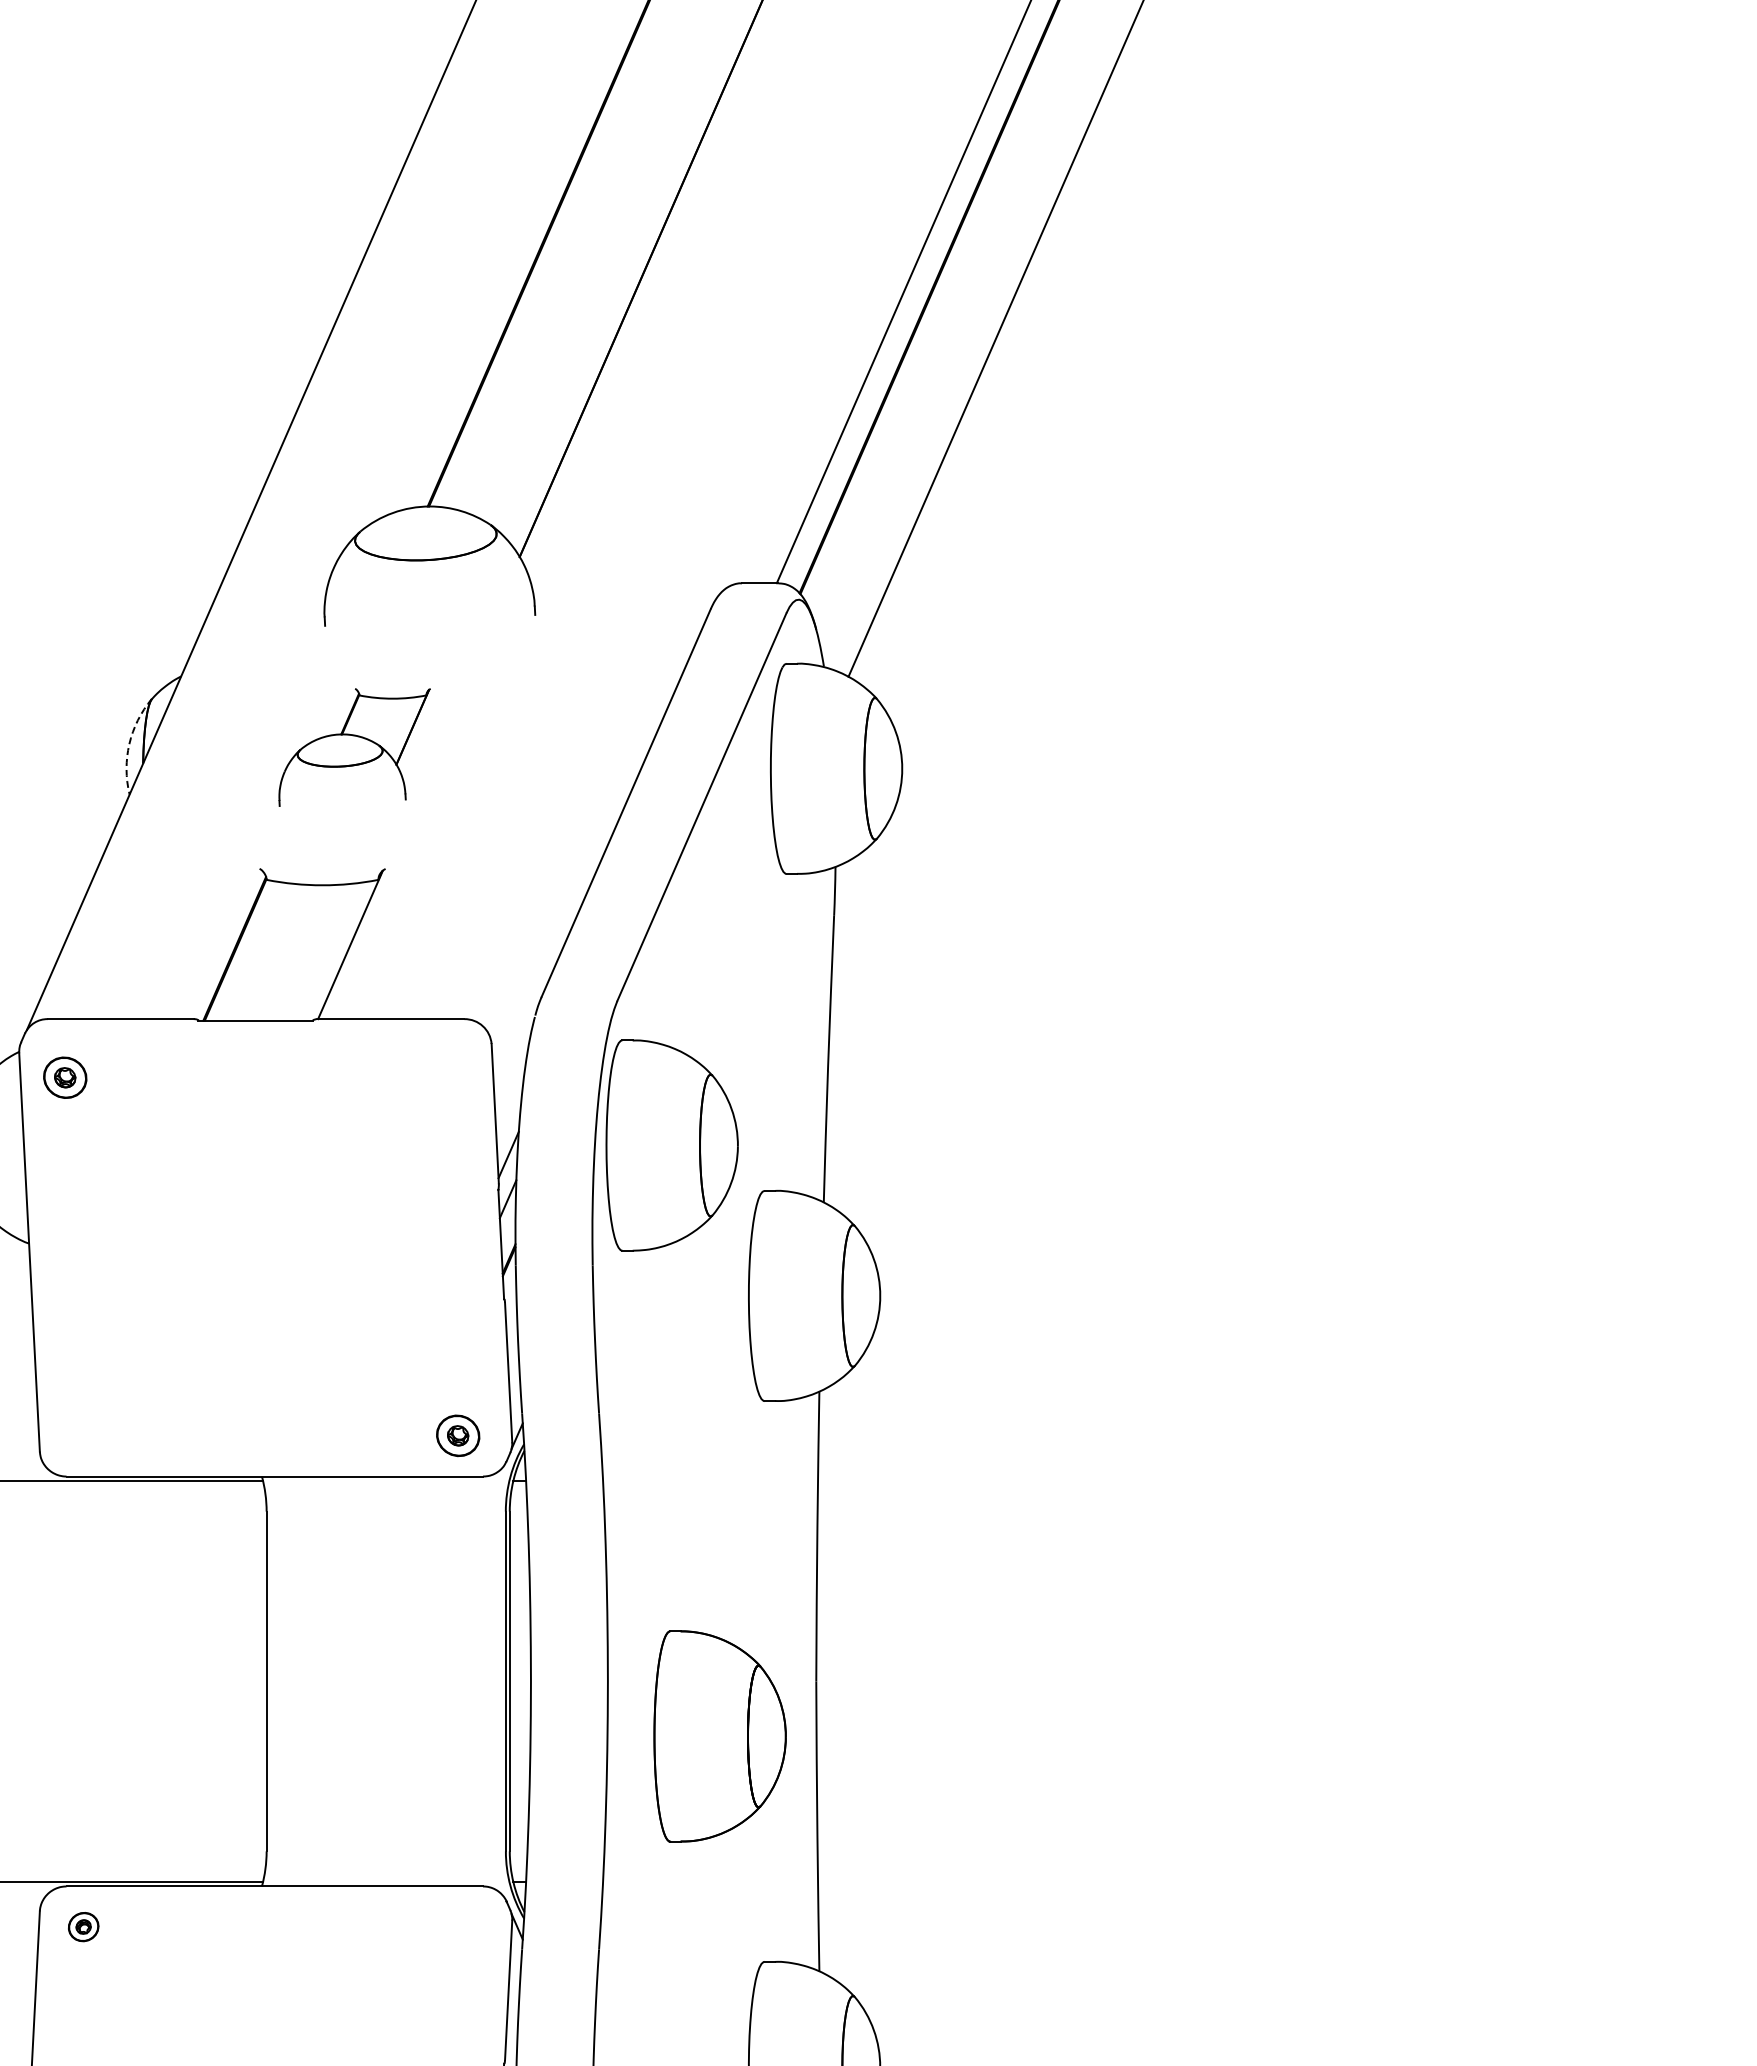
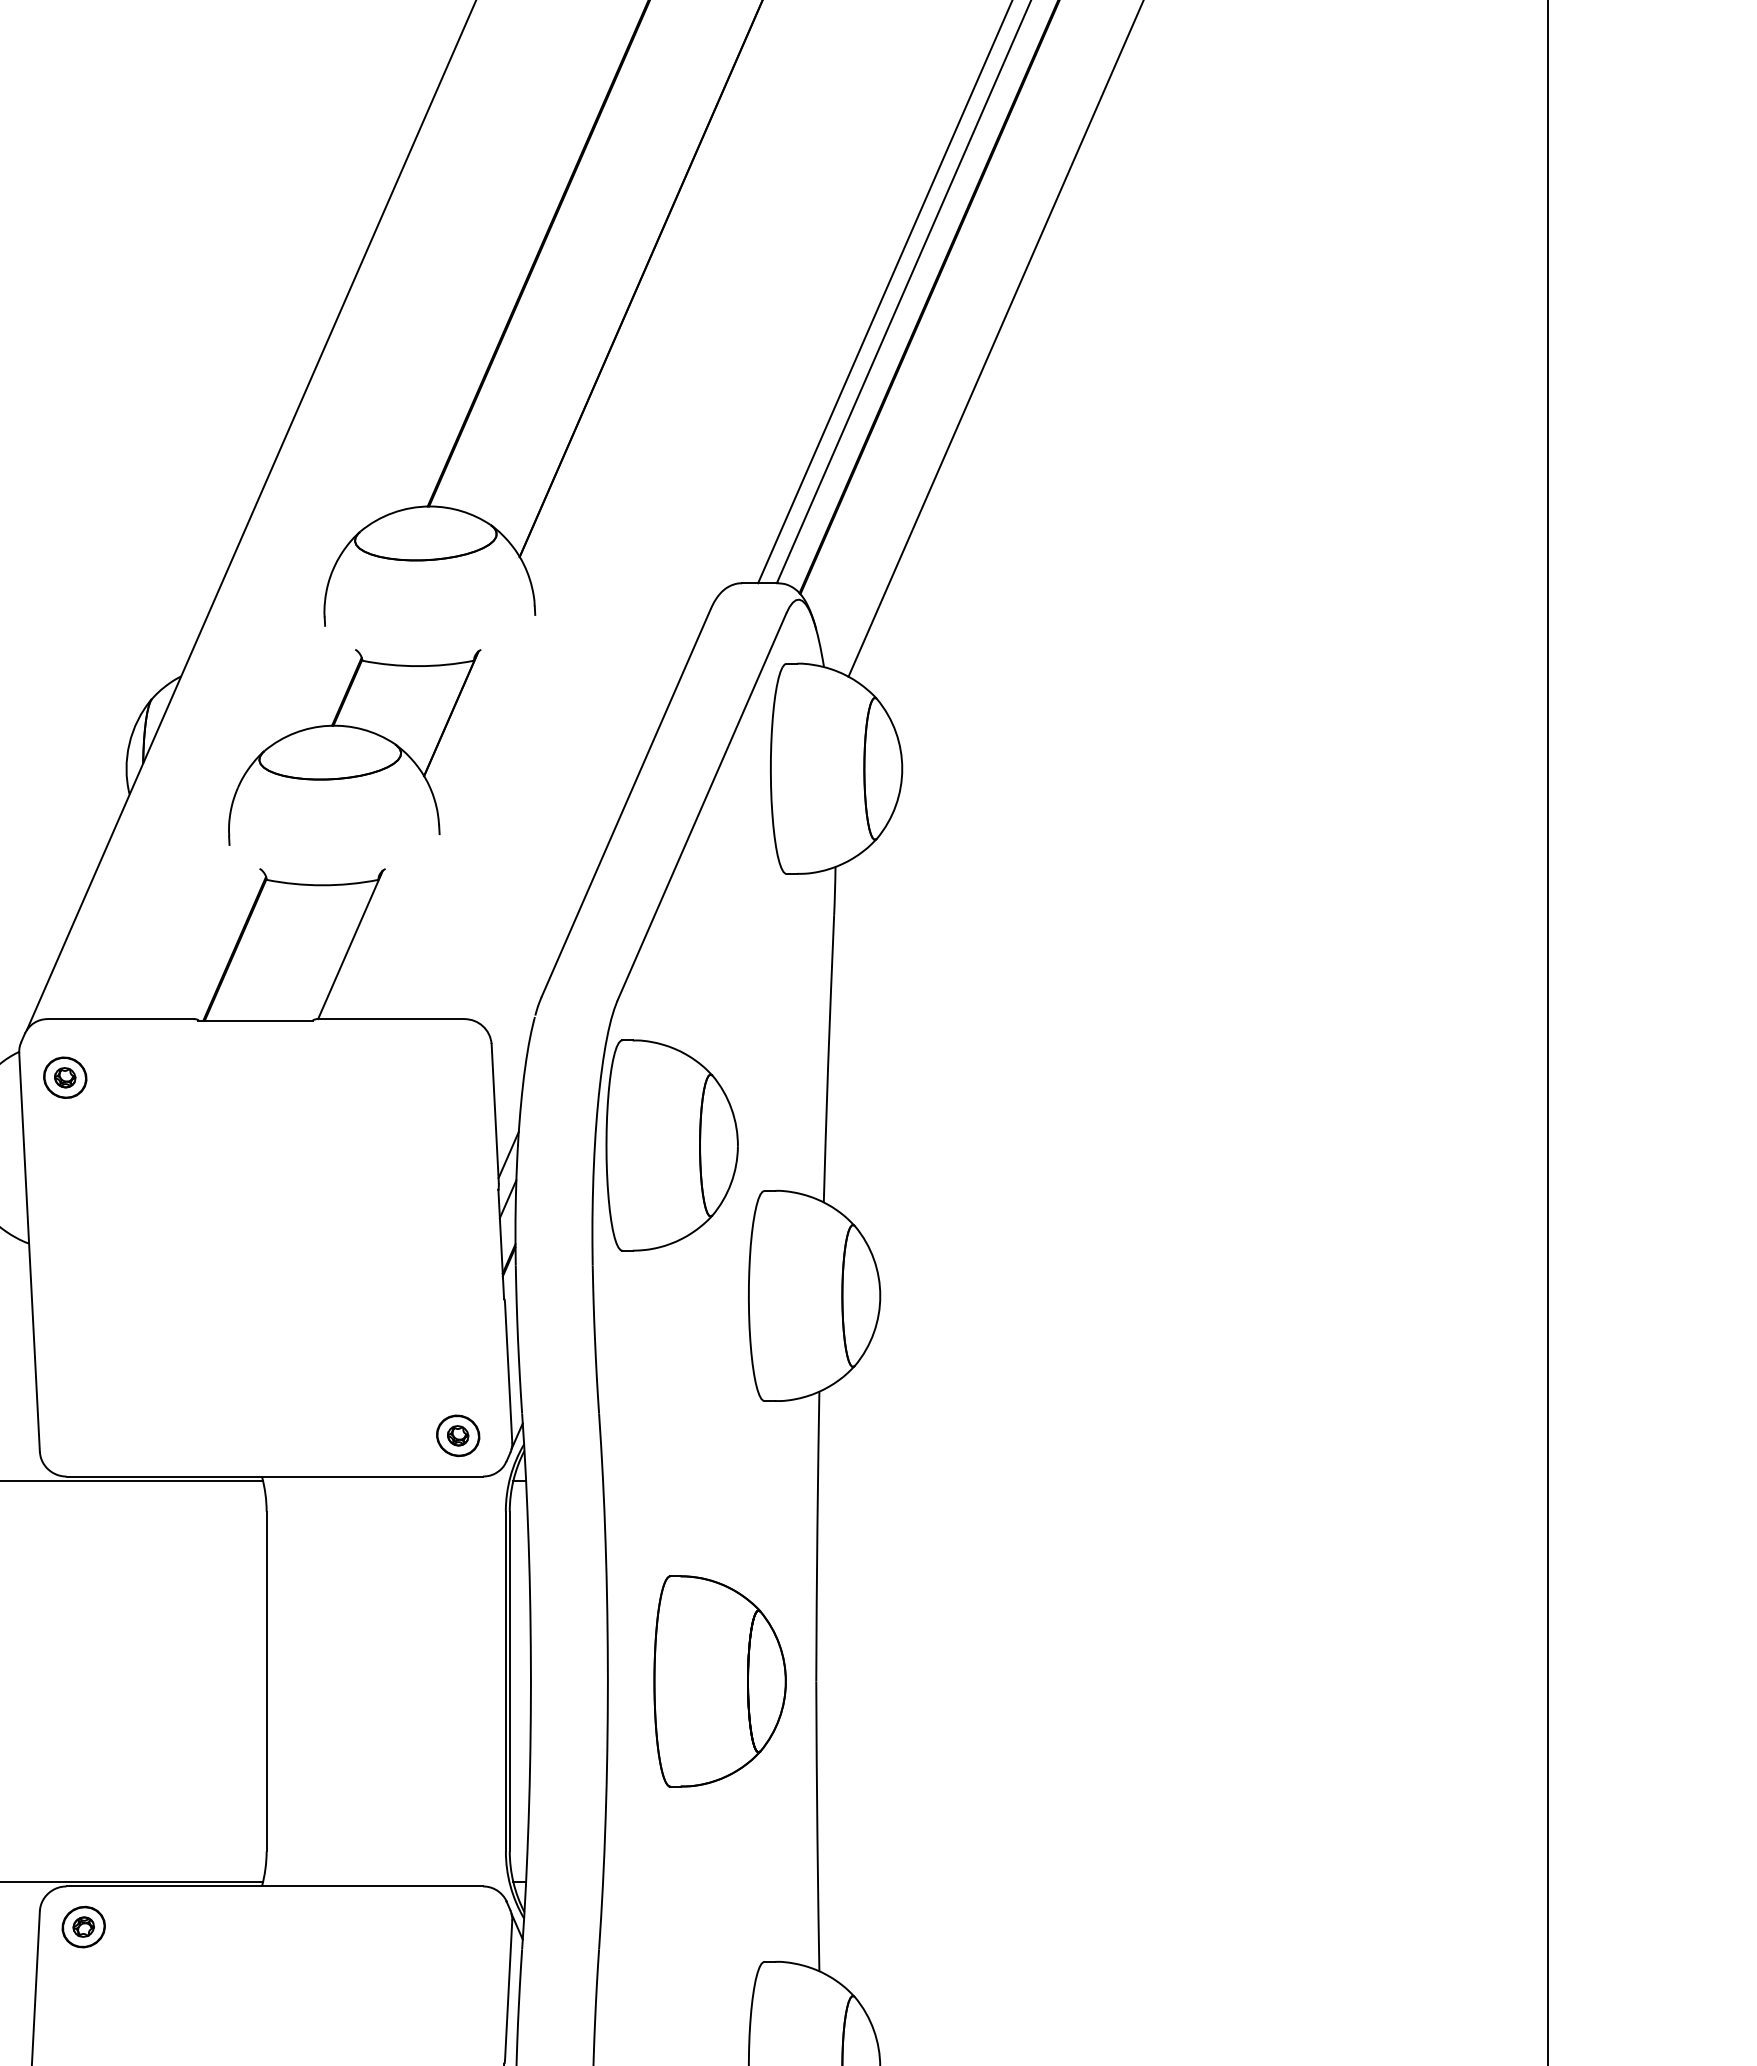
line: none -> present (884, 292)
arc: dashed -> solid (129, 744)
part size: 153x119 px -> 254x197 px (354, 747)
line: none -> present (1548, 1032)
part position: (719, 1736) -> (719, 1681) (719, 1681)
part size: 32x31 px -> 45x44 px (83, 1926)
